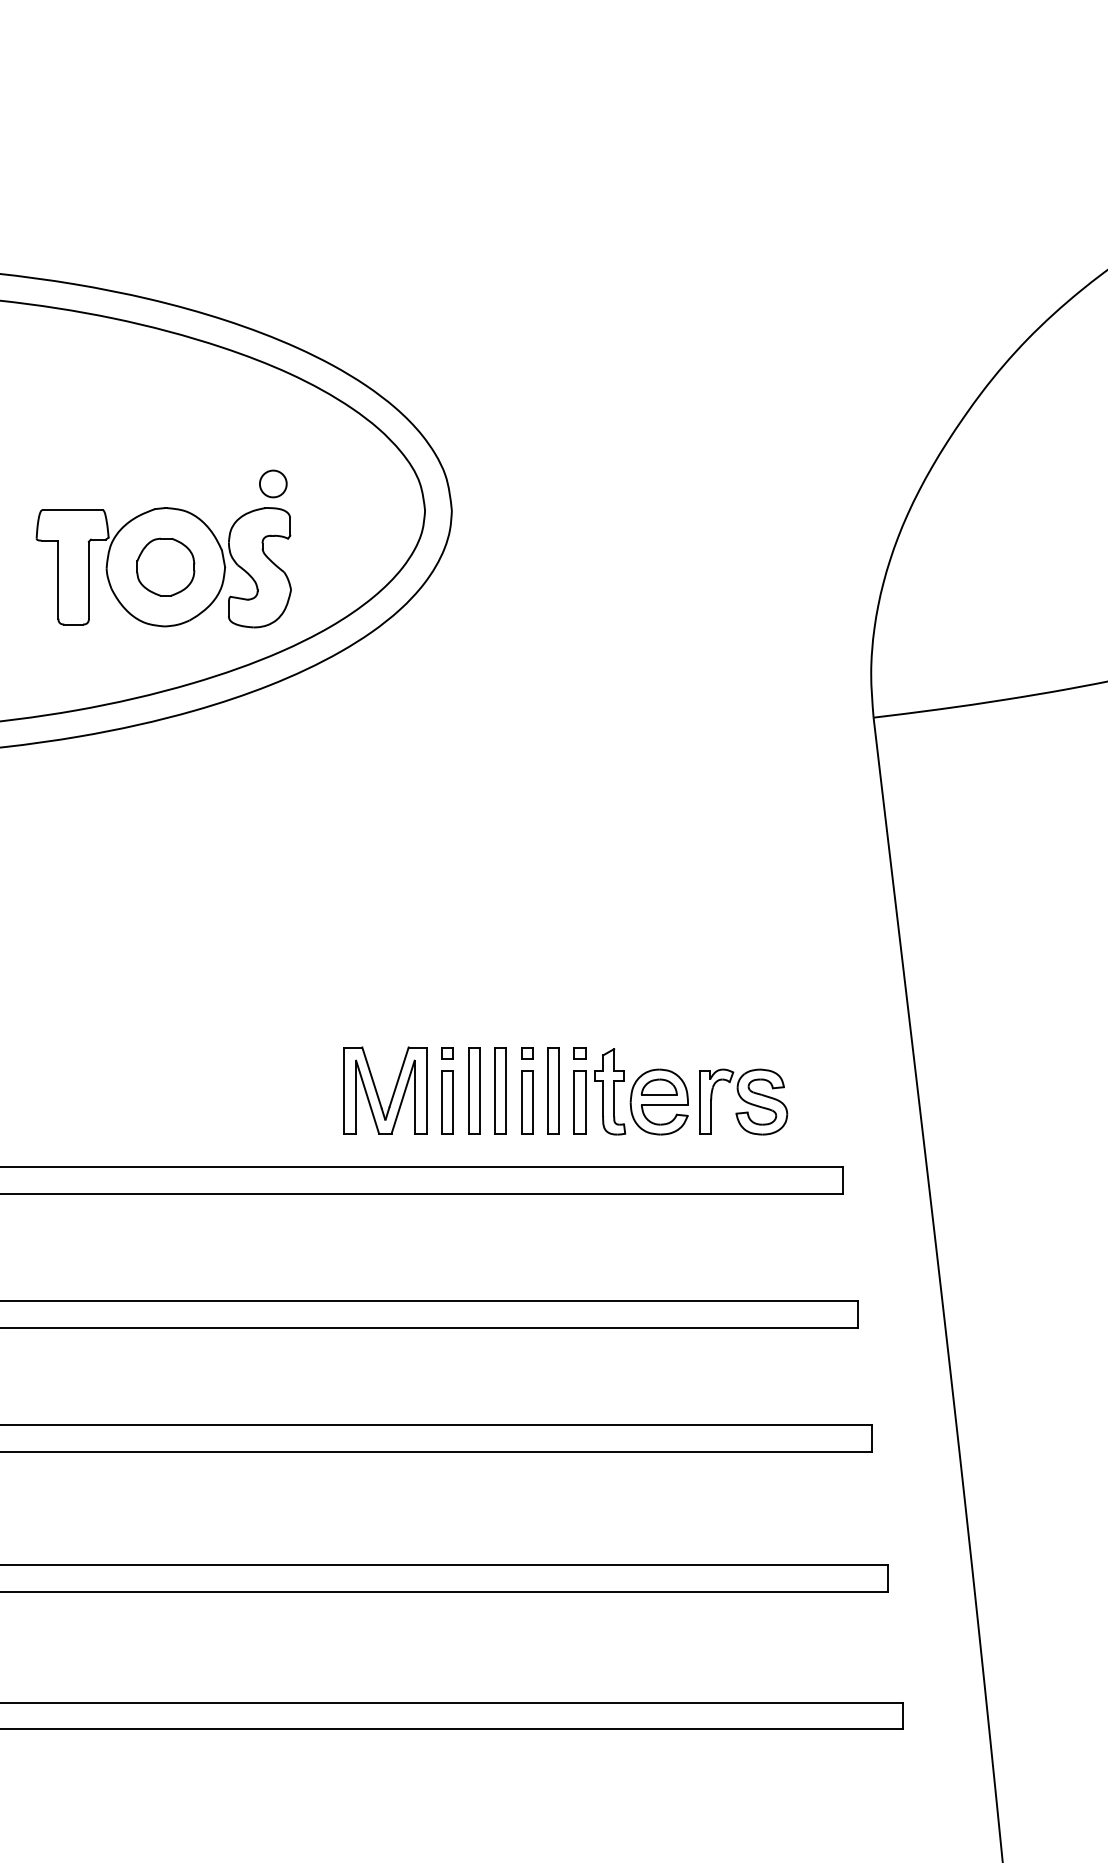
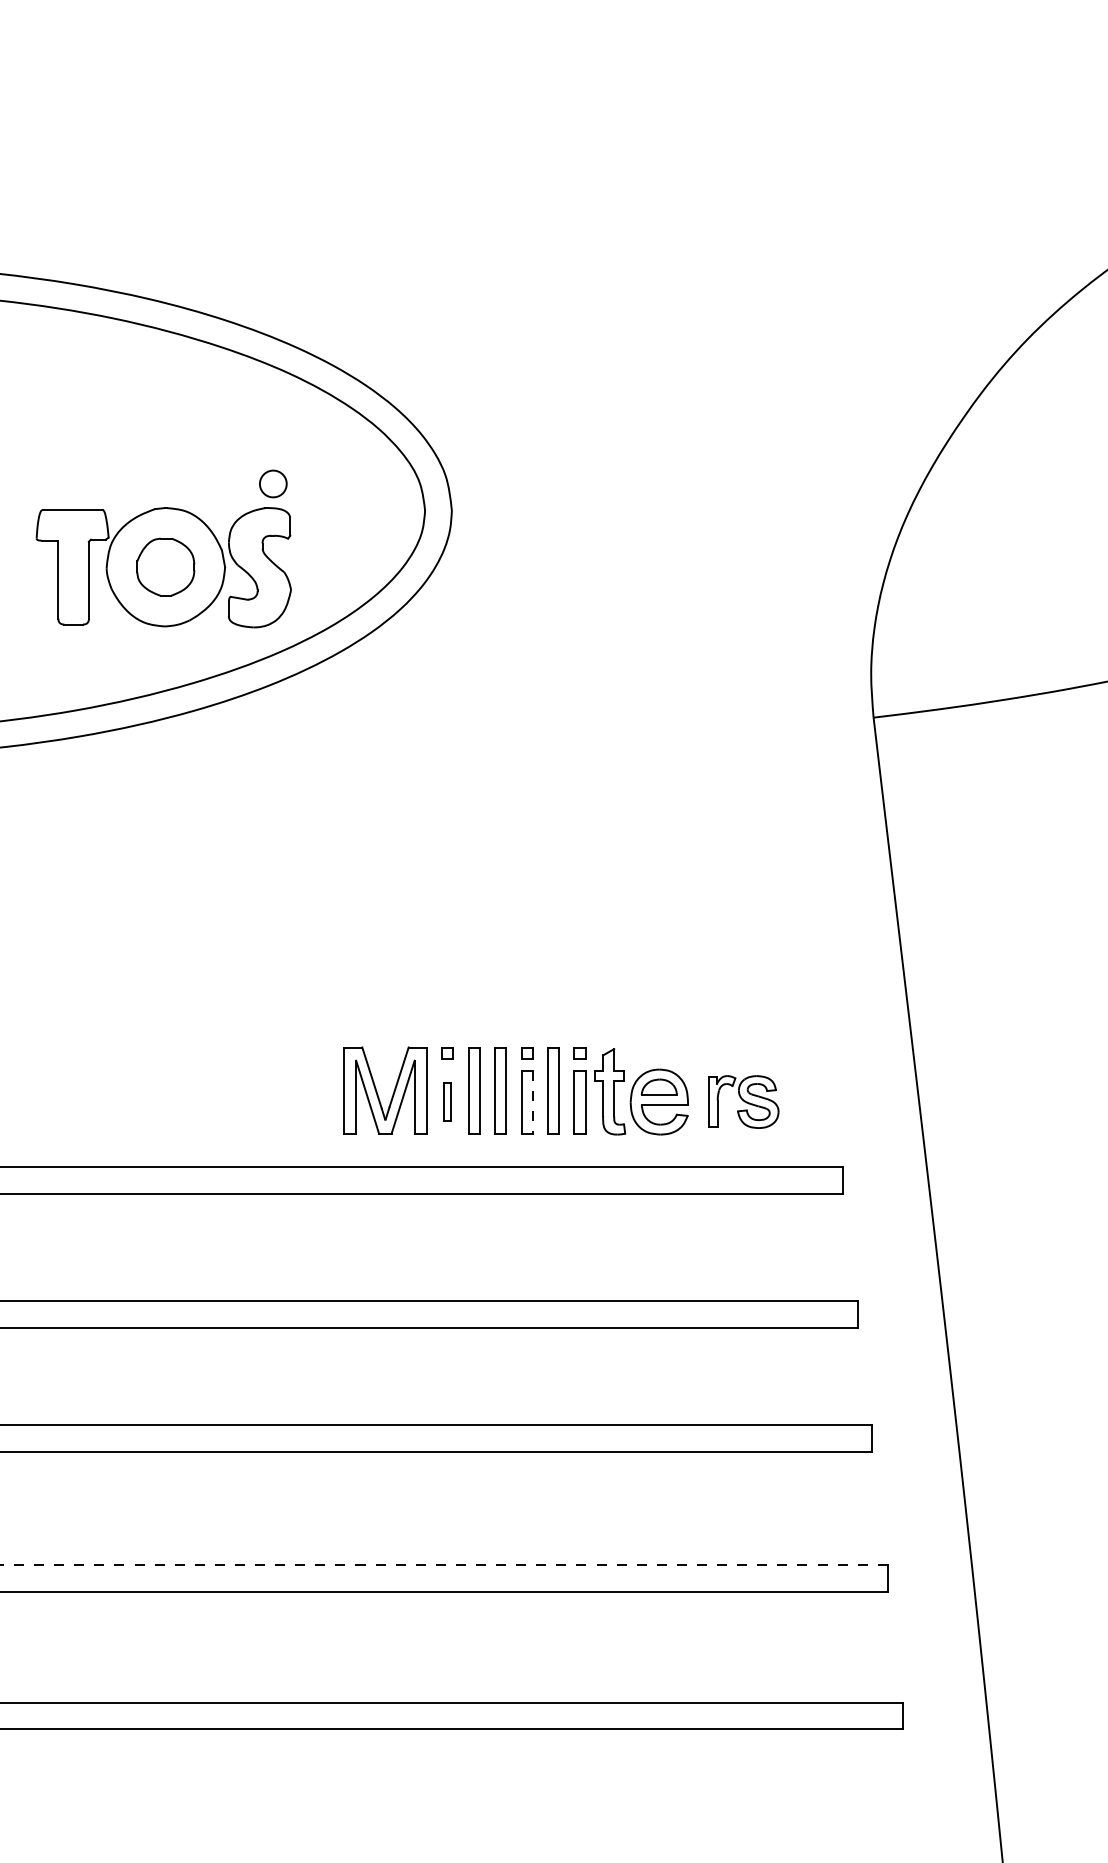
part size: 90x68 px -> 72x54 px (743, 1101)
part size: 13x65 px -> 9x40 px (447, 1101)
line: solid -> dashed (532, 1102)
line: solid -> dashed (443, 1565)
